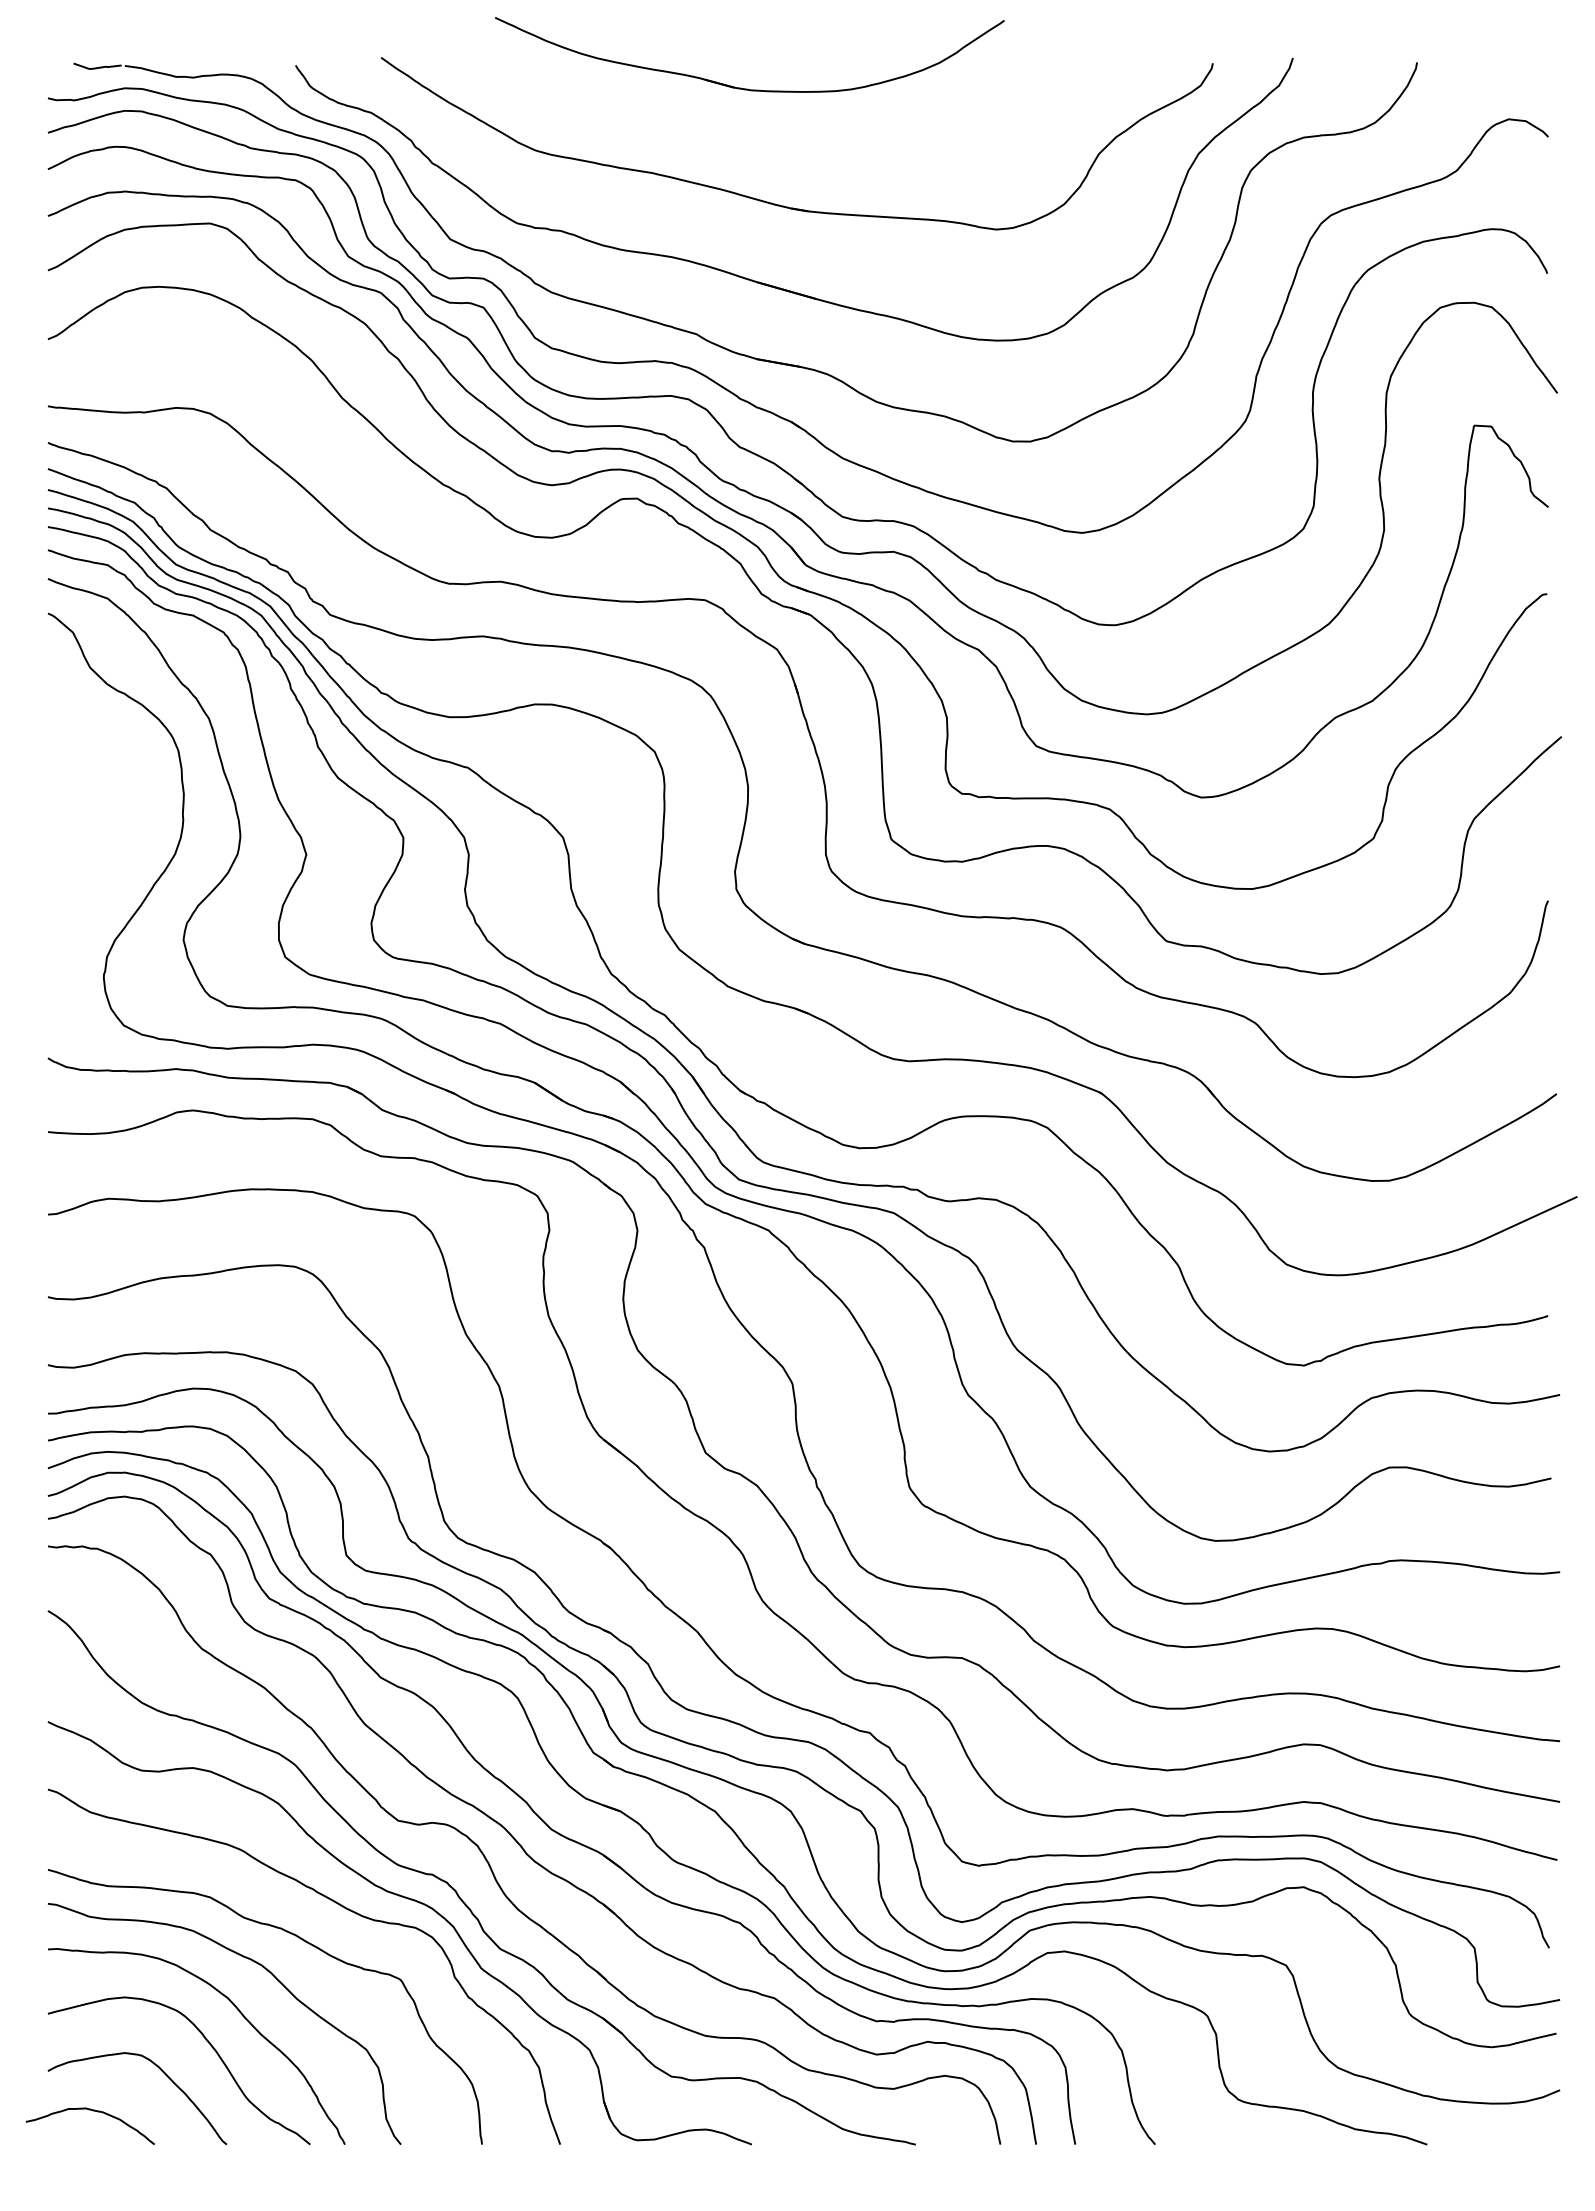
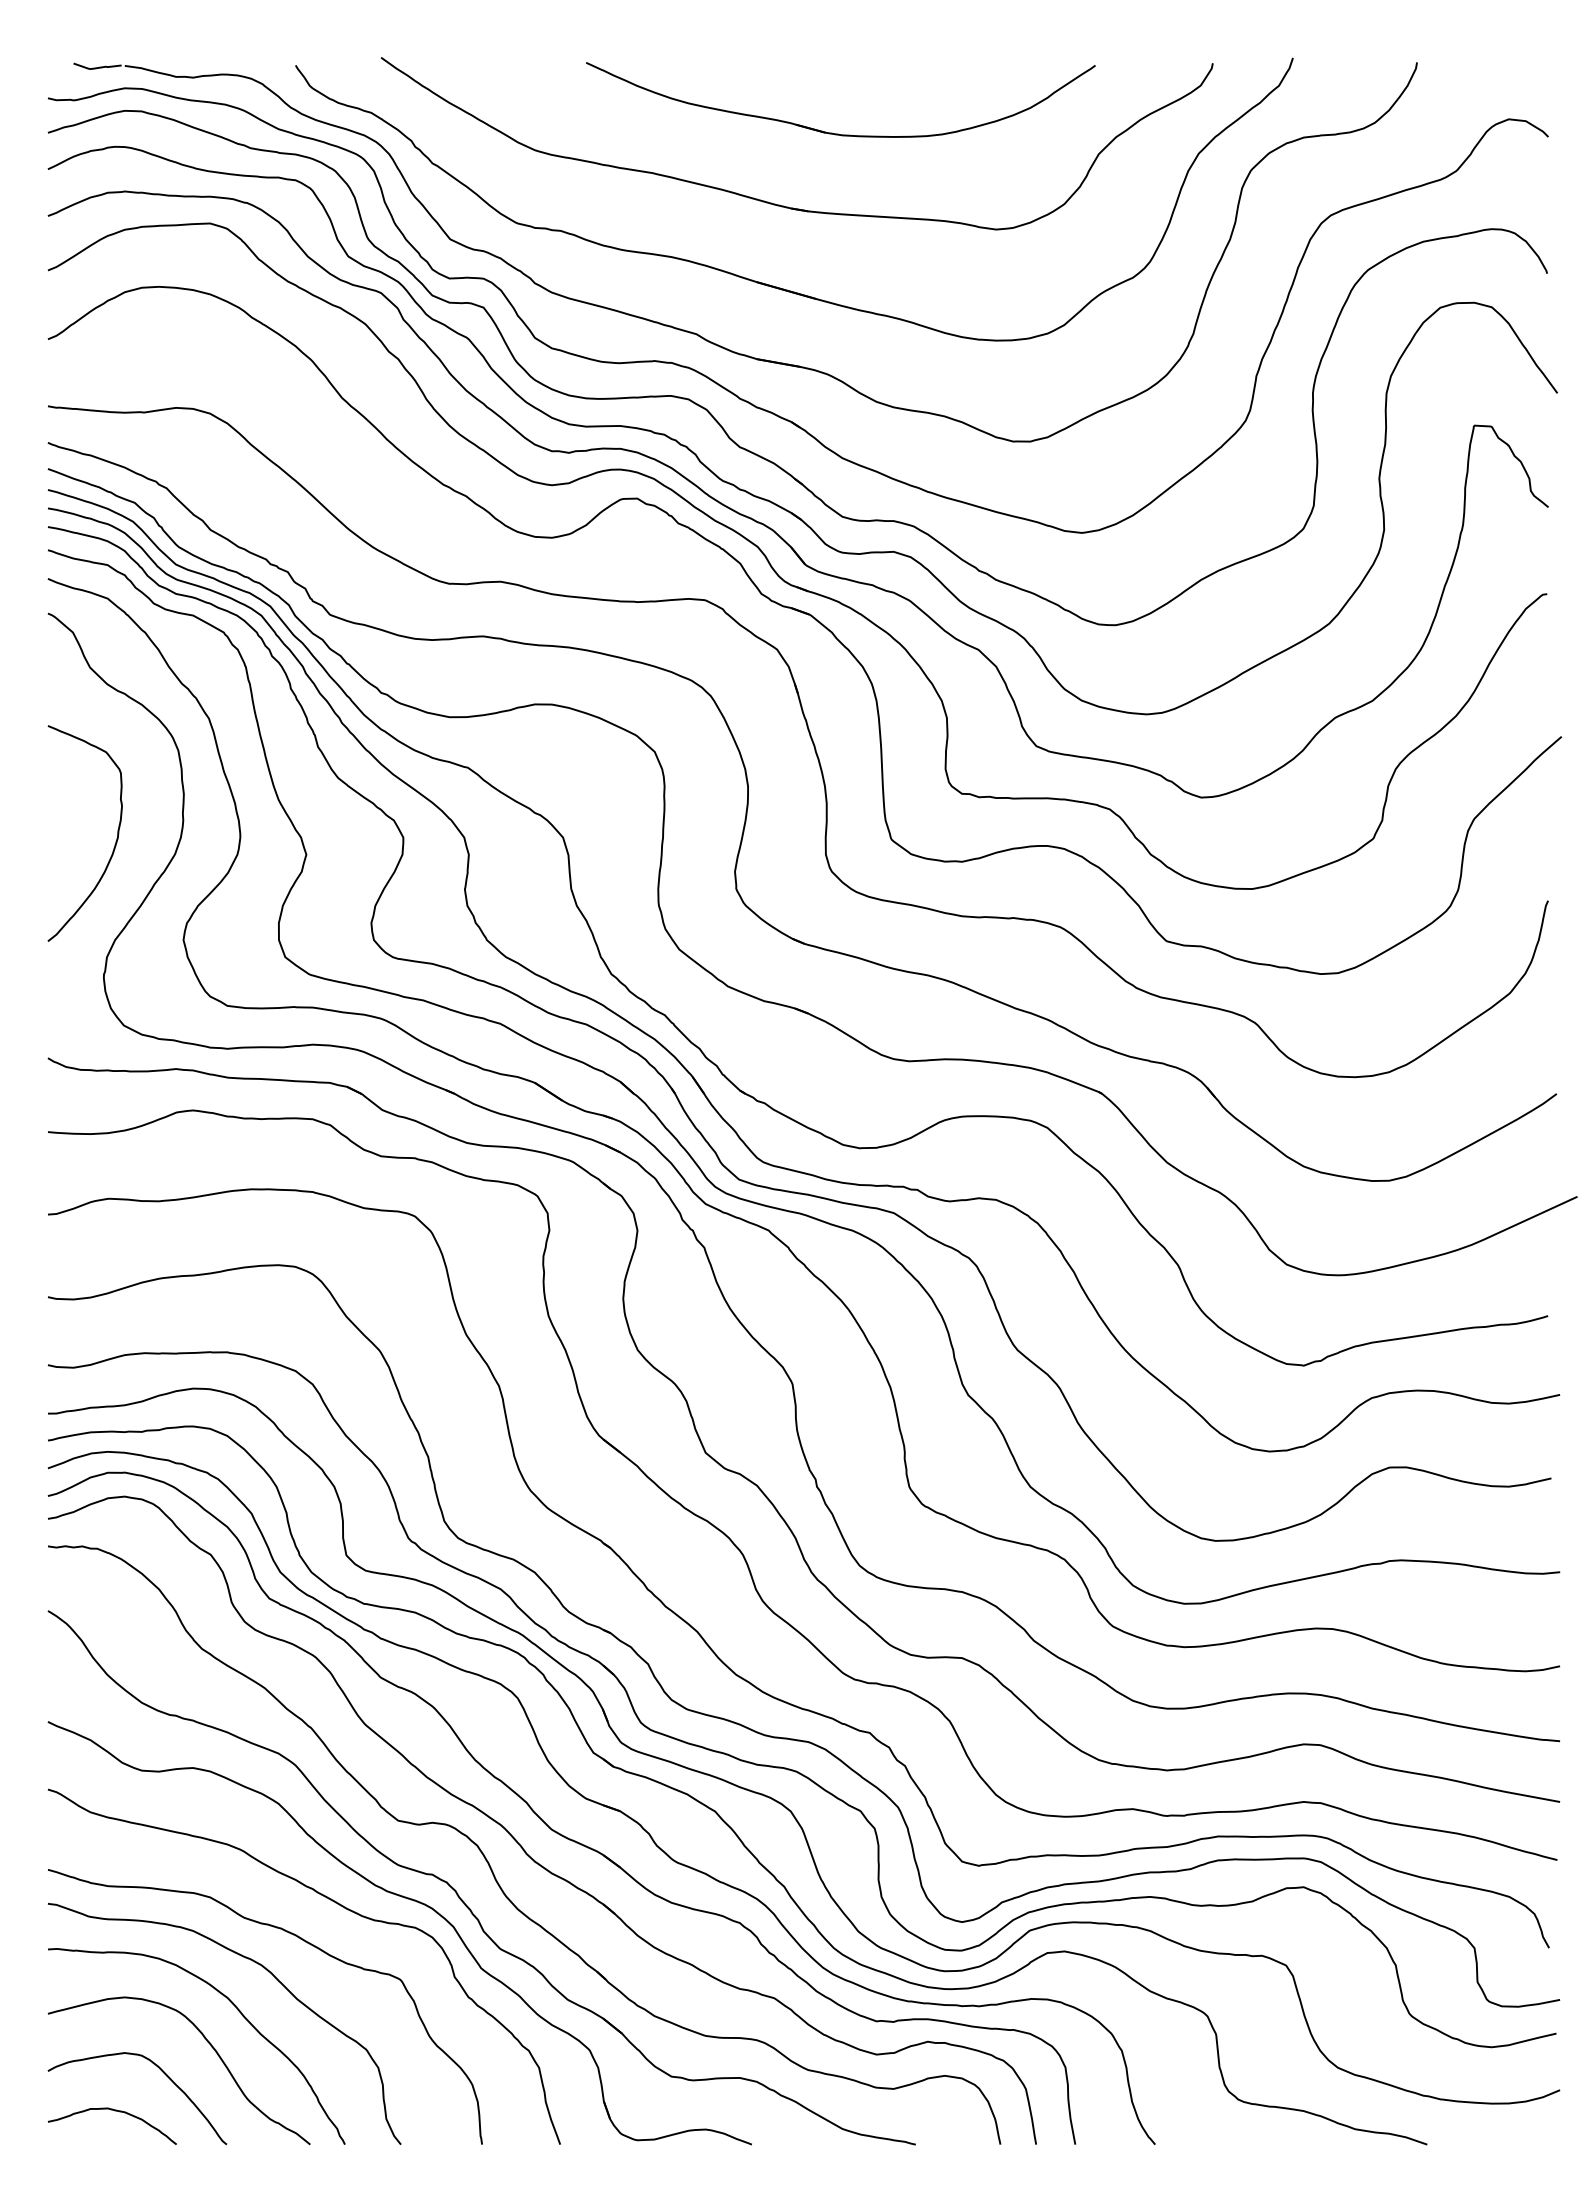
part position: (741, 87) -> (832, 132) (832, 132)
curve: none -> present (114, 844)
curve position: (92, 2111) -> (114, 2111) (114, 2111)
